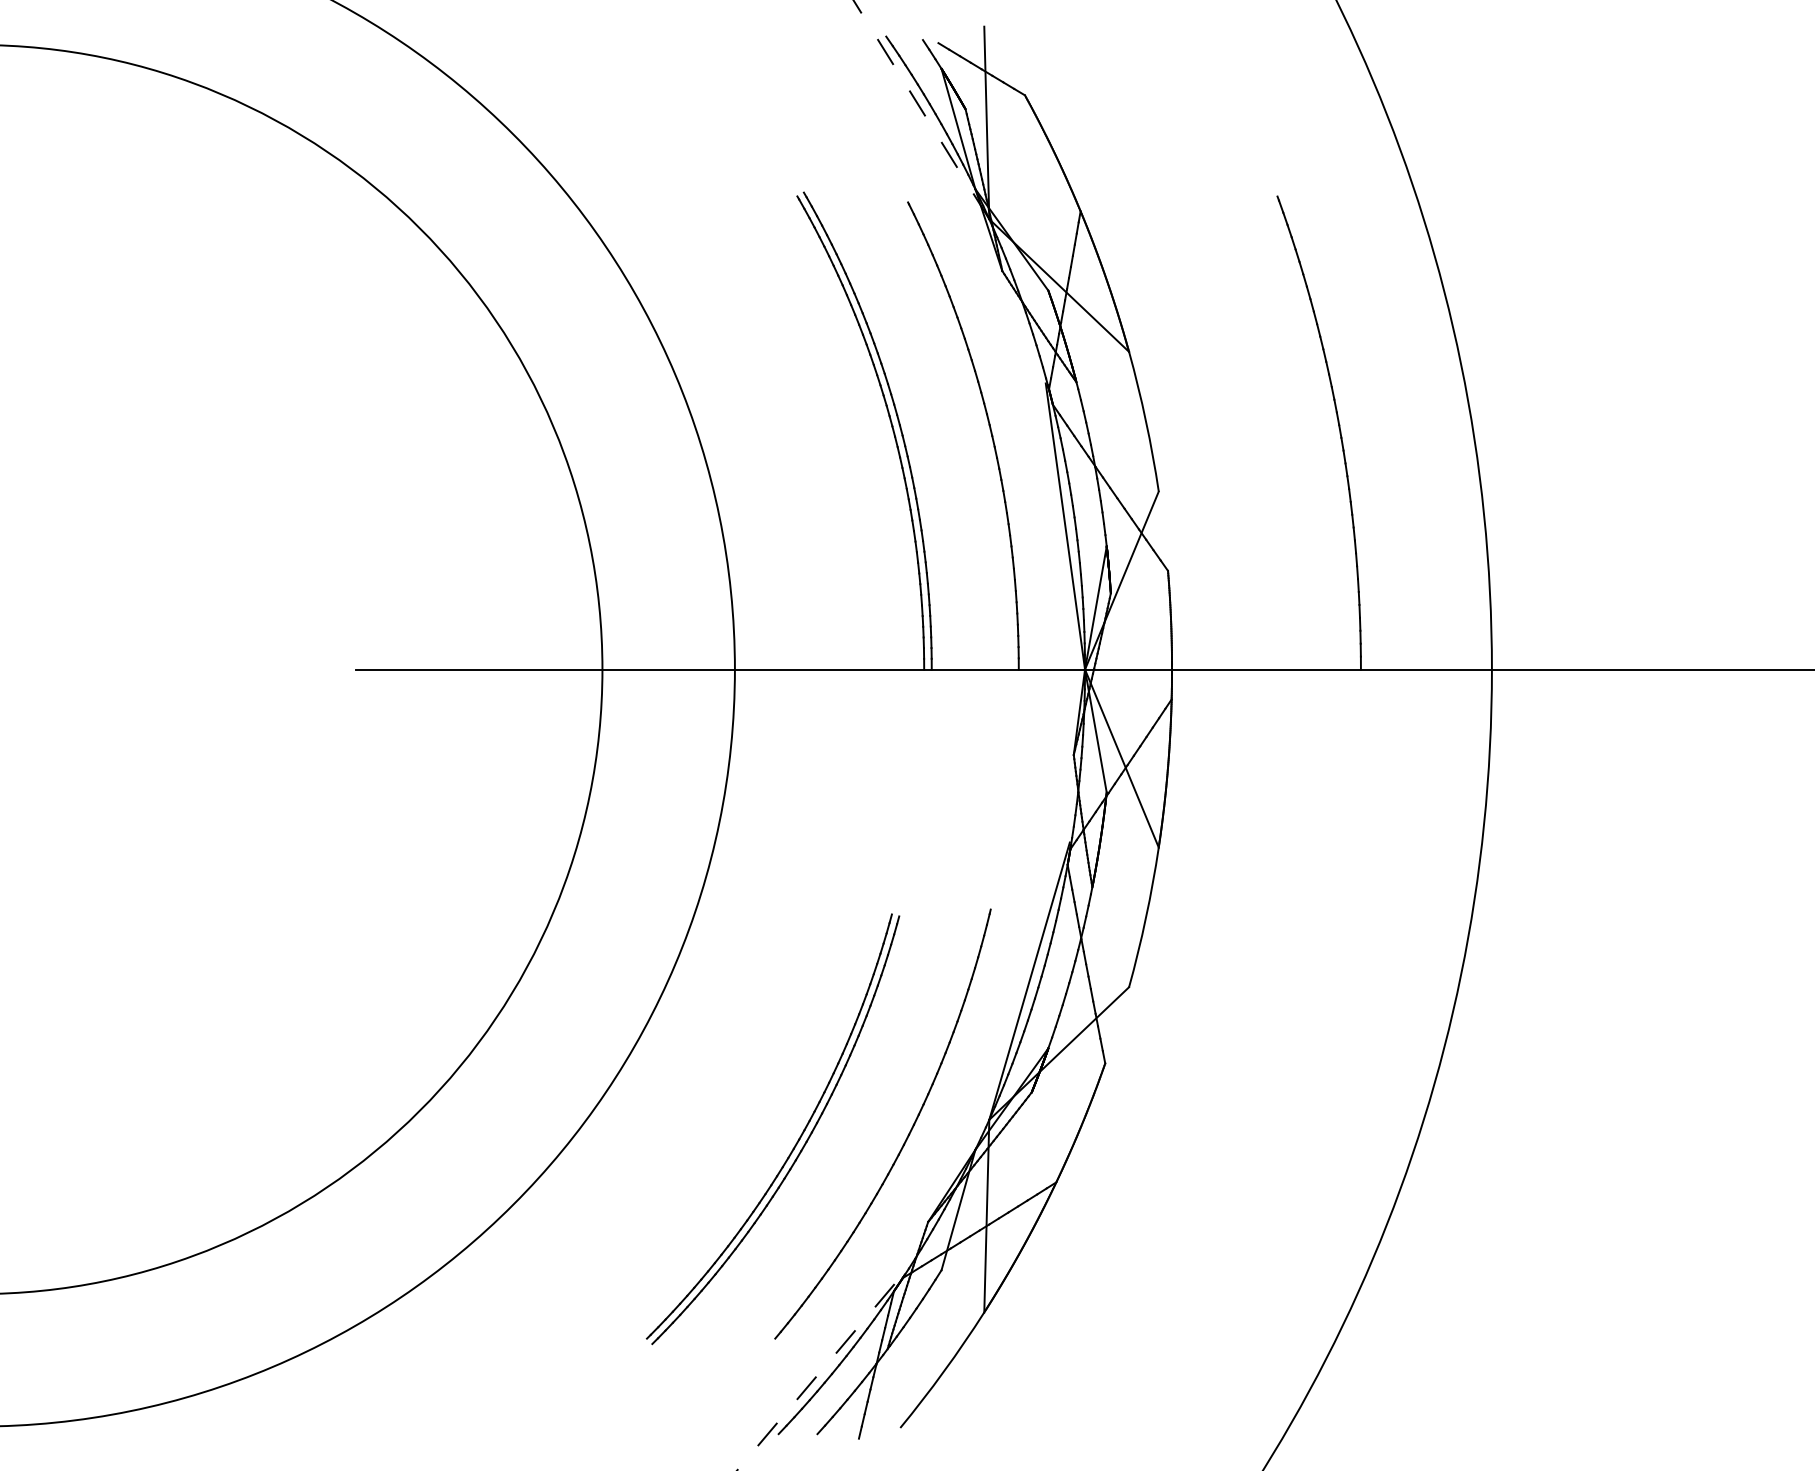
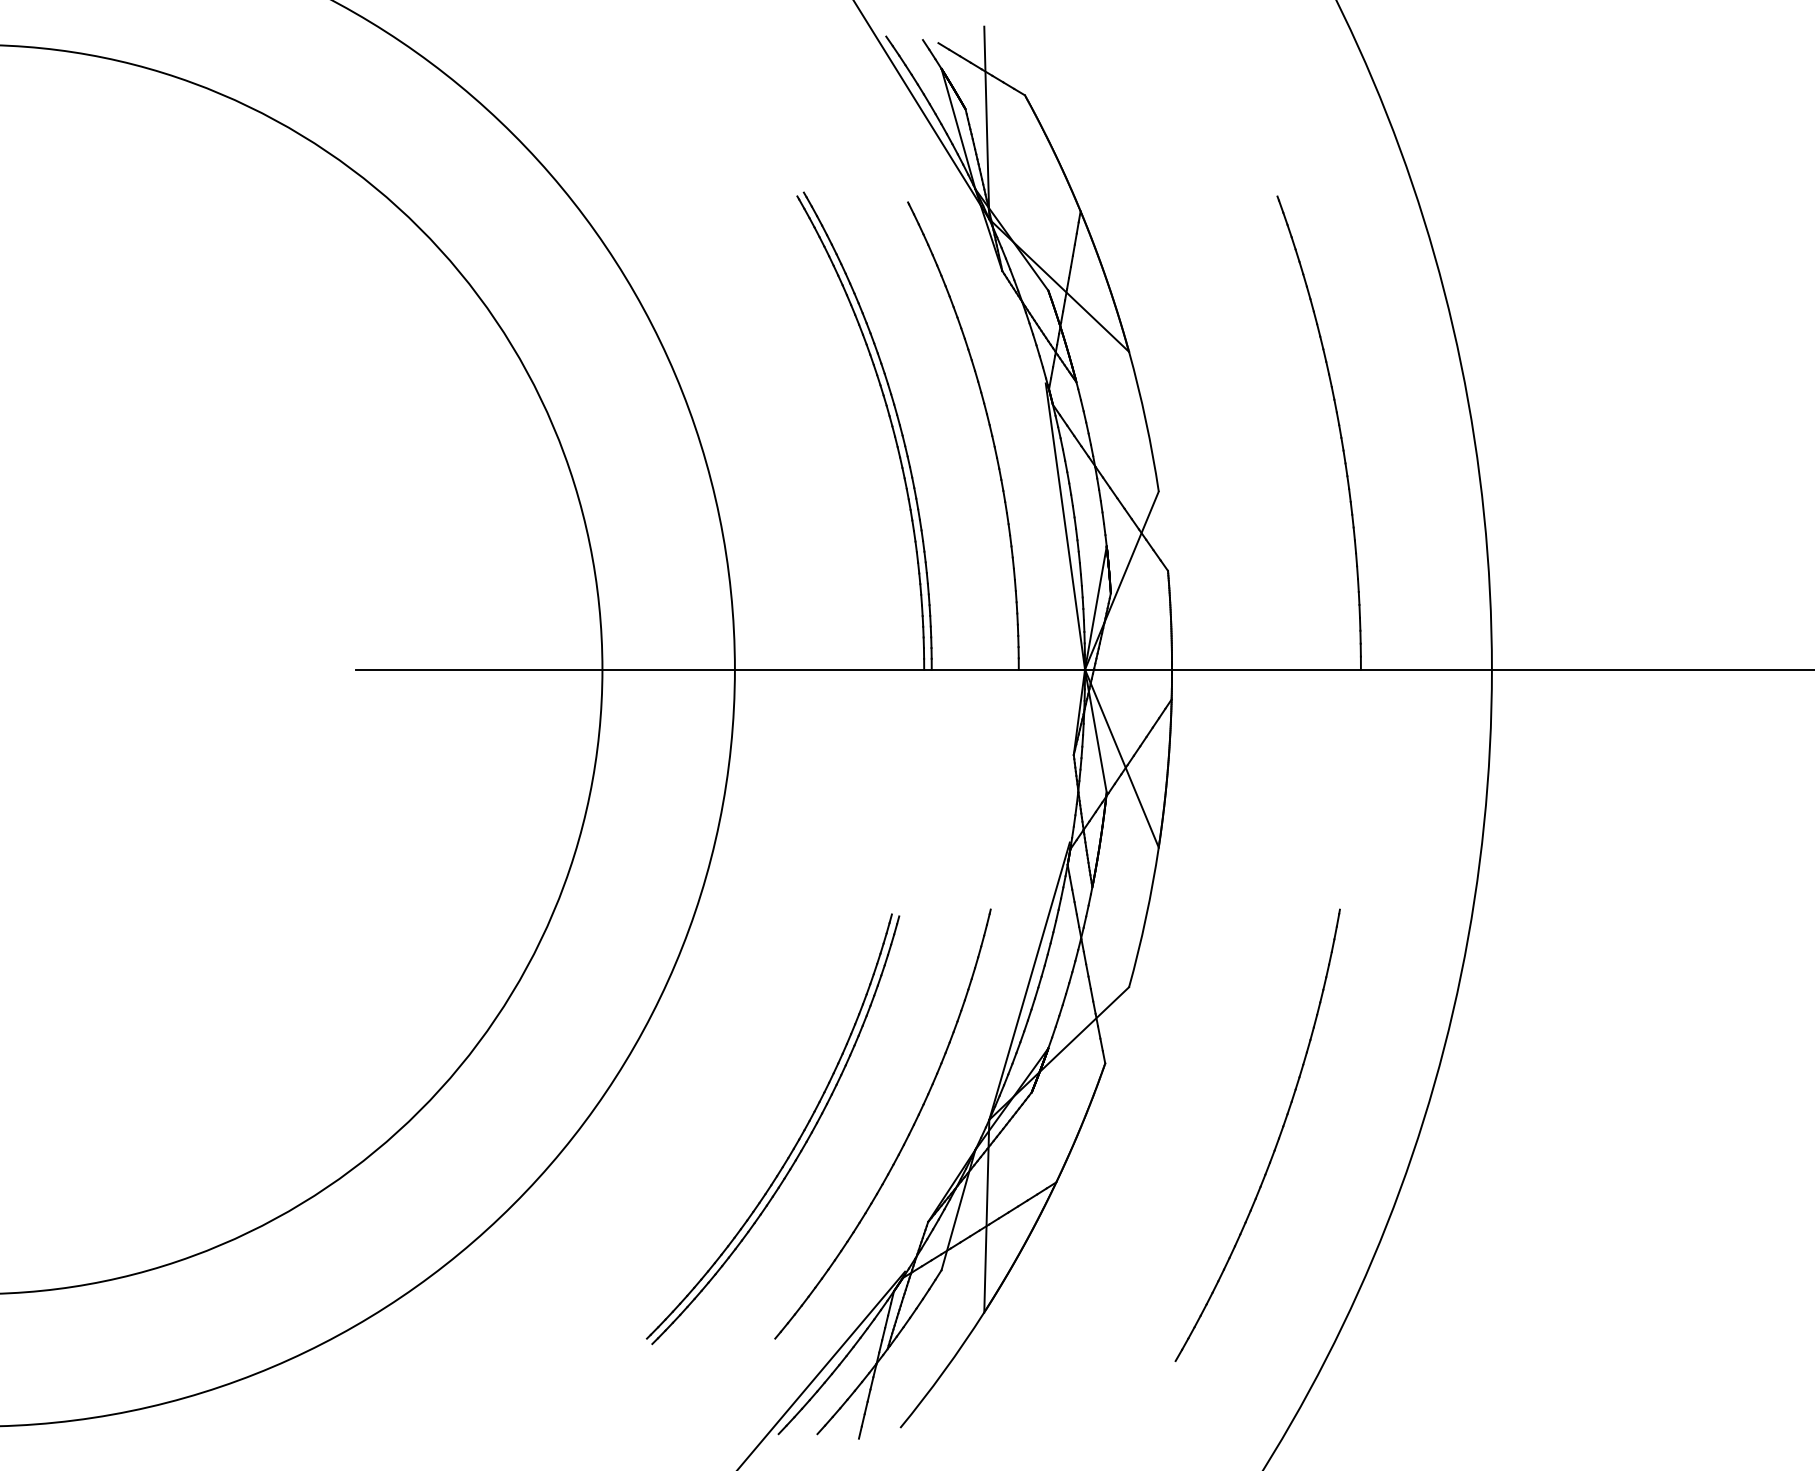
line: dashed -> solid (921, 109)
part: none -> present (1275, 1144)
line: dashed -> solid (821, 1370)
